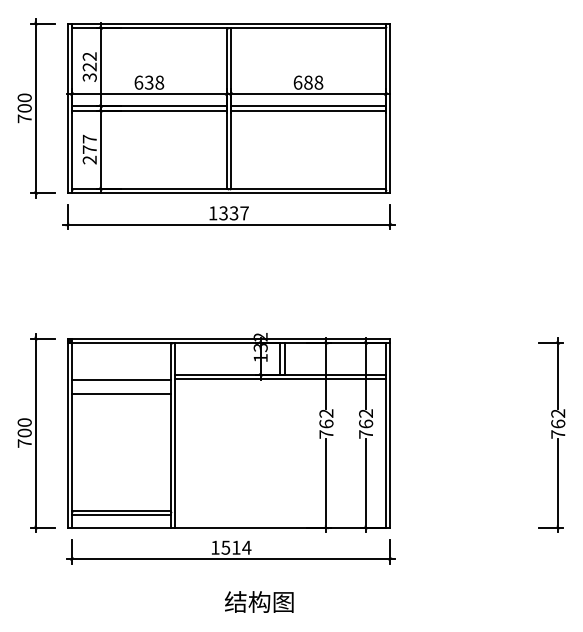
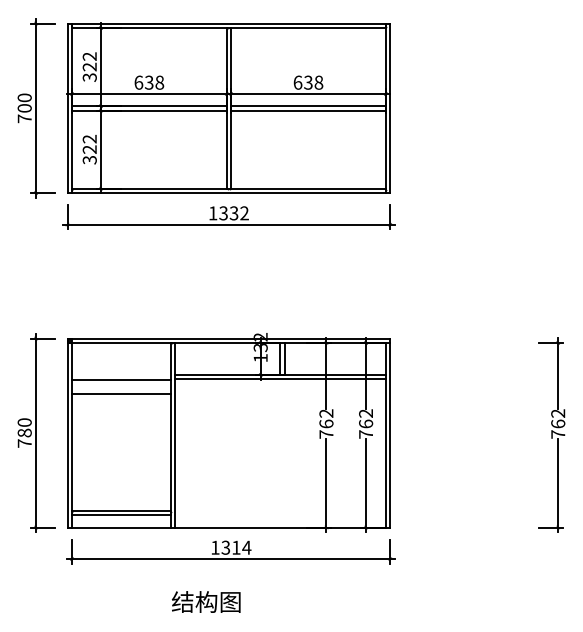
text: 688 -> 638 (308, 82)
text: 277 -> 322 (89, 149)
text: 1337 -> 1332 (244, 213)
text: 700 -> 780 (24, 432)
text: 1514 -> 1314 (226, 546)
text position: (259, 601) -> (206, 601) (206, 601)
